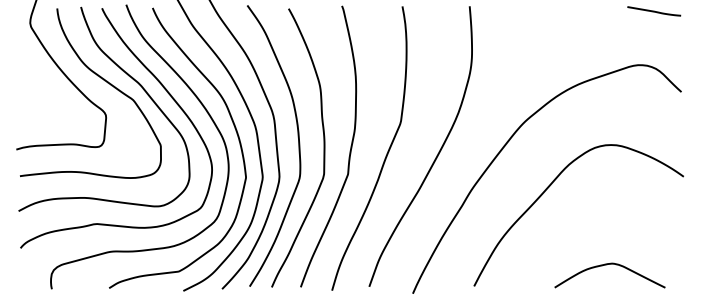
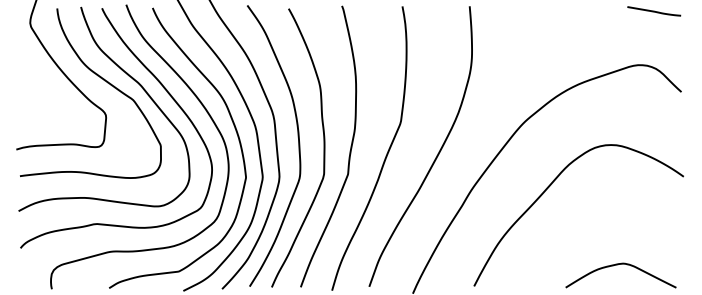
curve position: (607, 265) -> (618, 265) (618, 265)
